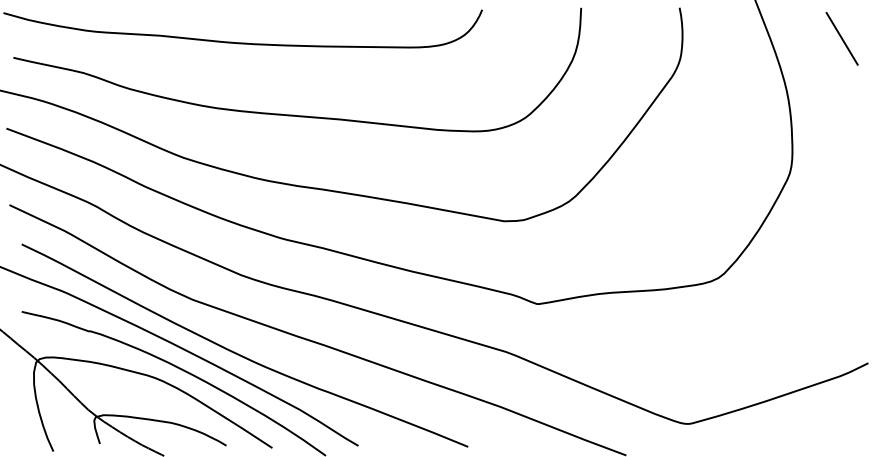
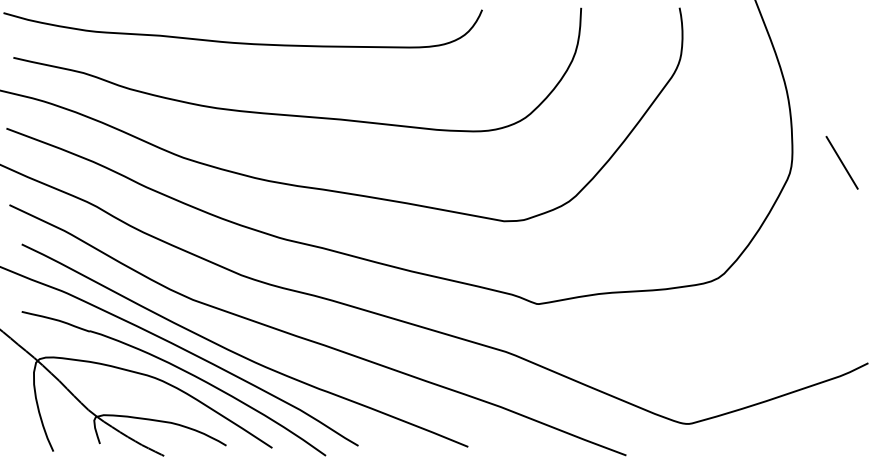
line position: (841, 38) -> (841, 162) (841, 162)
